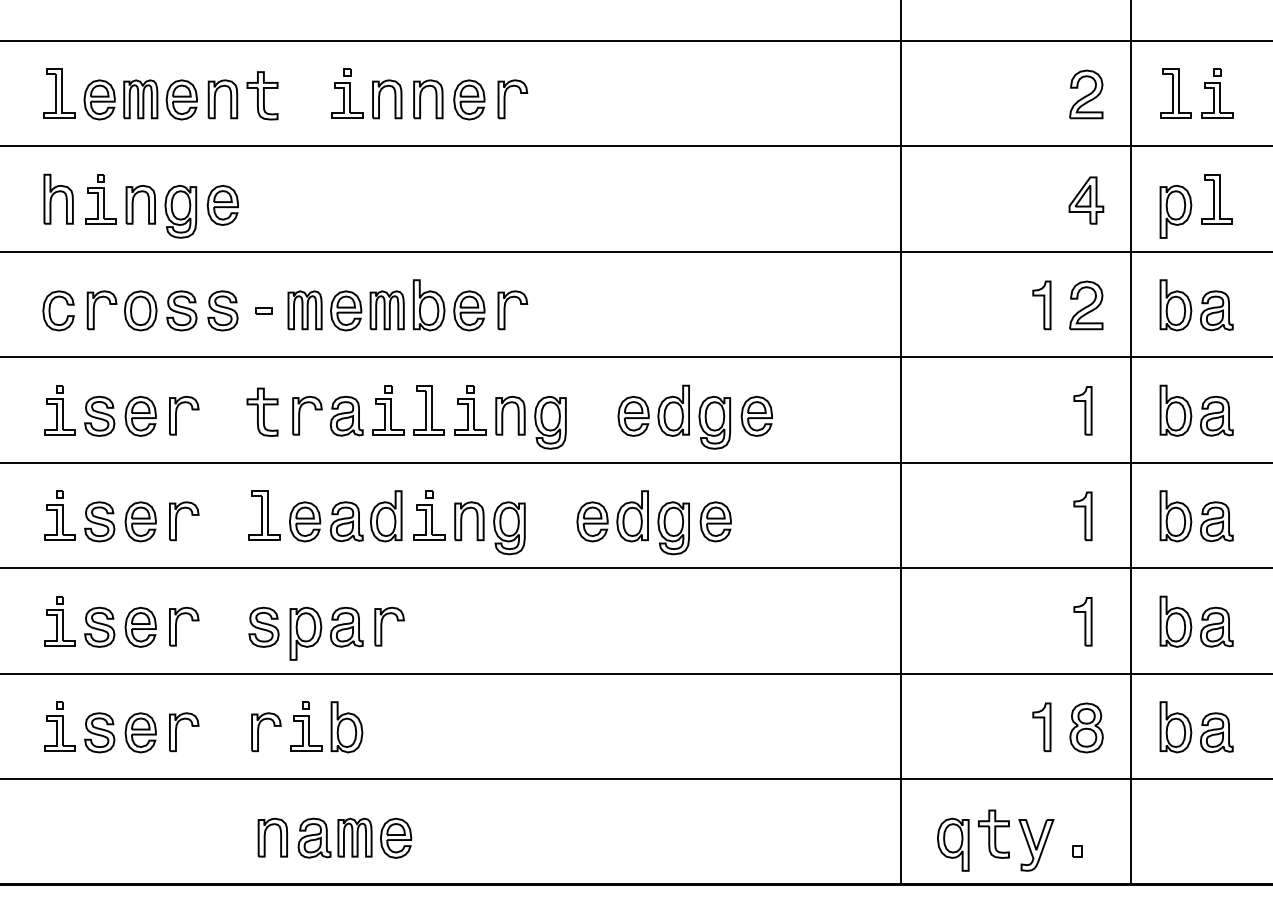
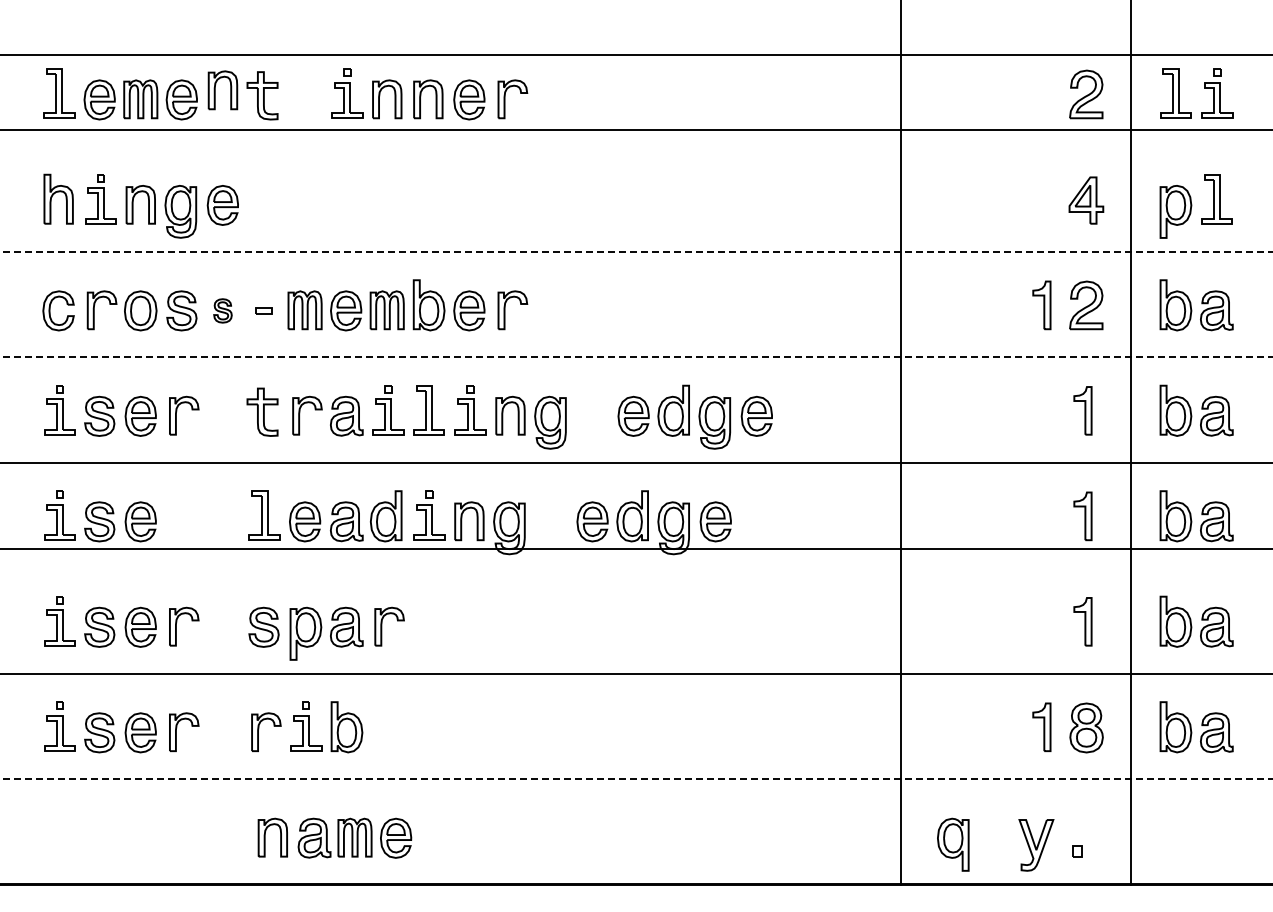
line position: (635, 40) -> (635, 54) (635, 54)
part position: (215, 99) -> (215, 90) (215, 90)
line position: (635, 146) -> (635, 130) (635, 130)
line: solid -> dashed (636, 251)
part size: 32x42 px -> 20x26 px (222, 310)
line: solid -> dashed (636, 357)
part: present -> none (176, 521)
line position: (635, 568) -> (635, 549) (635, 549)
line: solid -> dashed (636, 779)
part: present -> none (993, 833)
